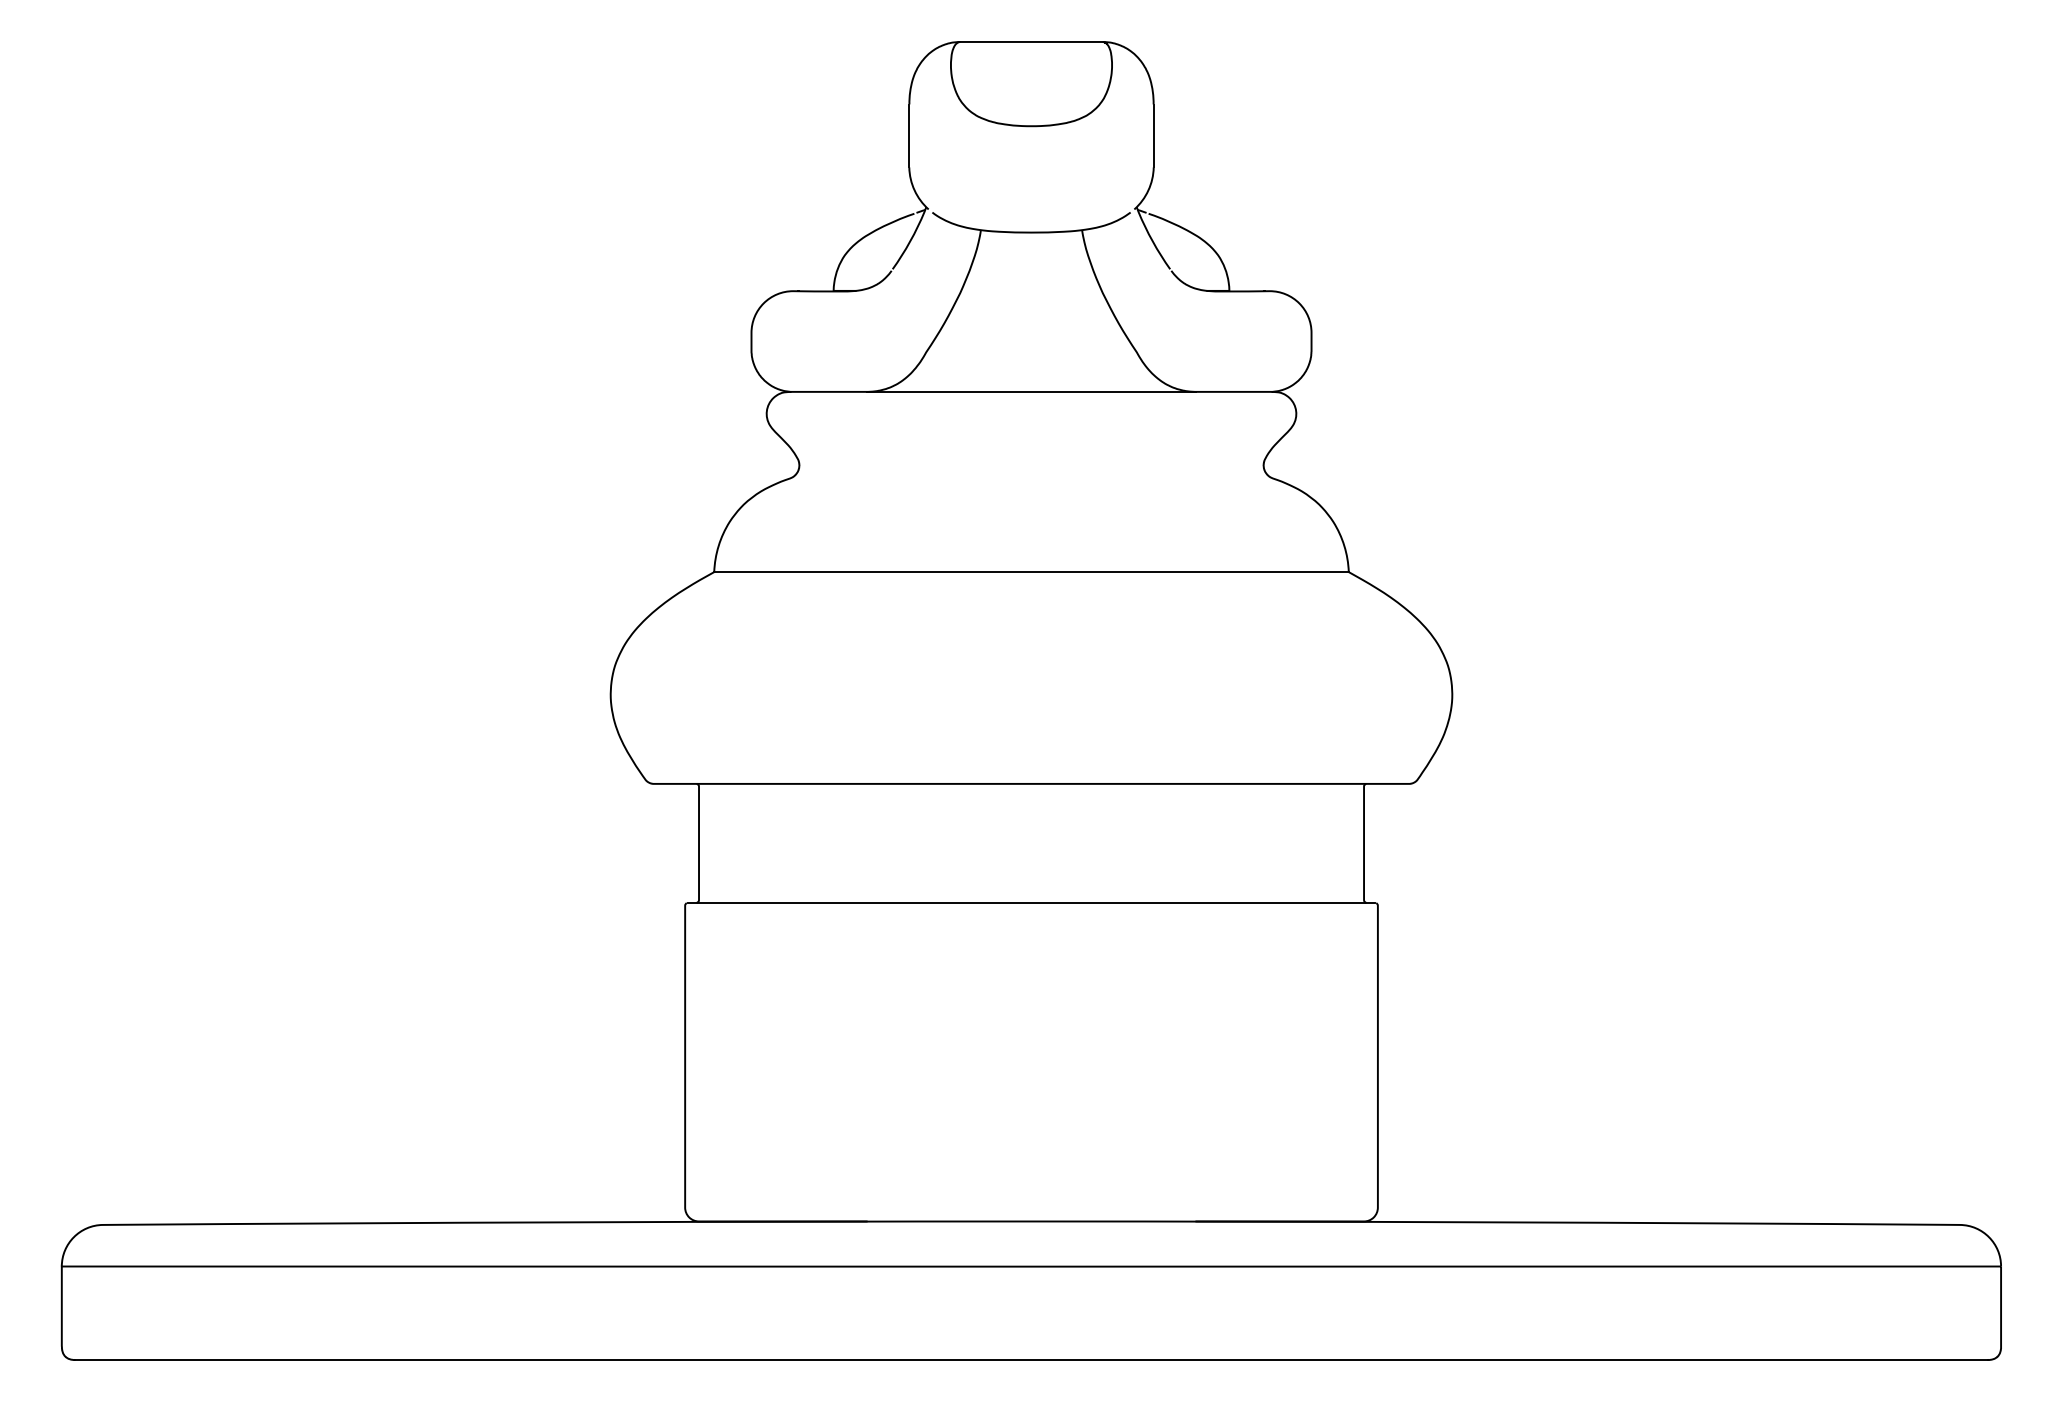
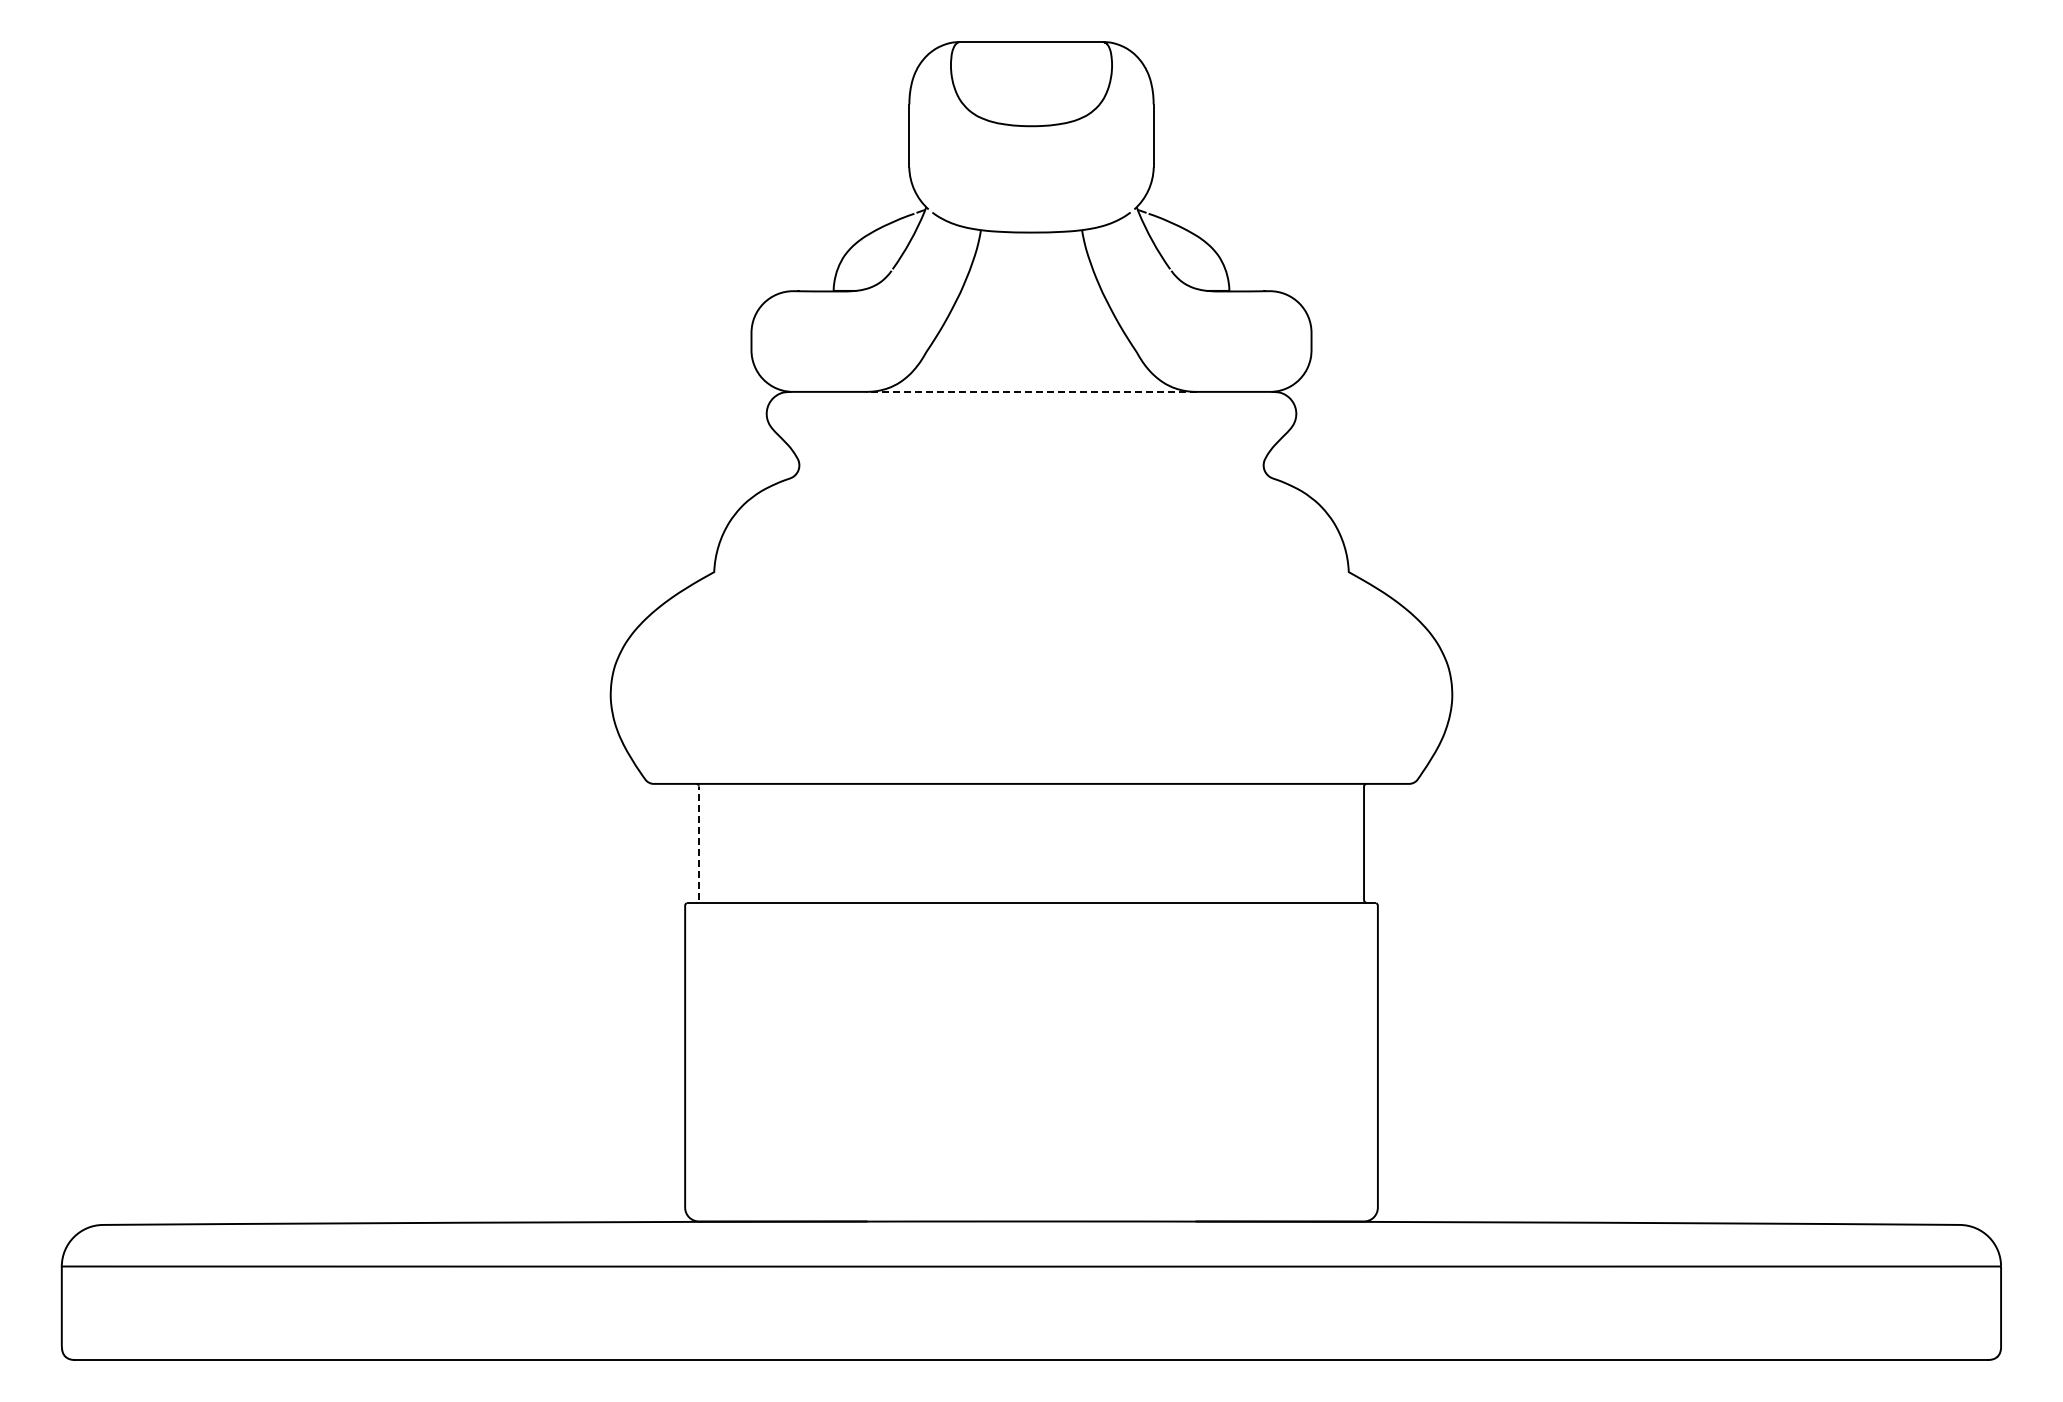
line: solid -> dashed (1031, 391)
line: present -> none (1031, 572)
line: solid -> dashed (699, 843)
